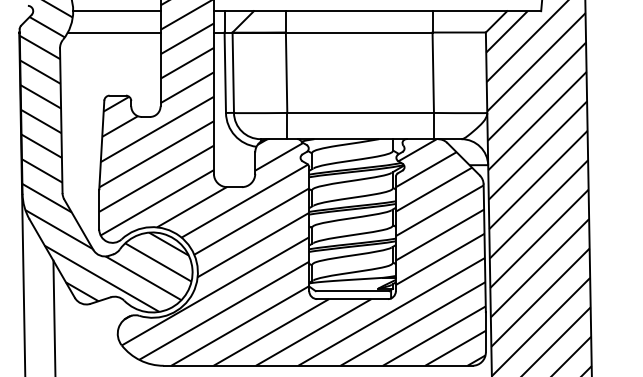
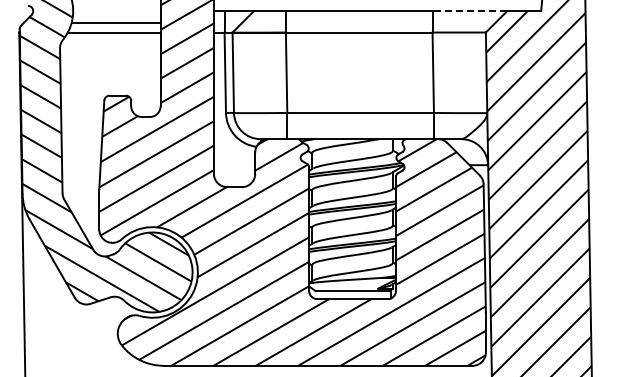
line position: (116, 11) -> (116, 23) (116, 23)
line: solid -> dashed (469, 11)
line: present -> none (54, 316)
